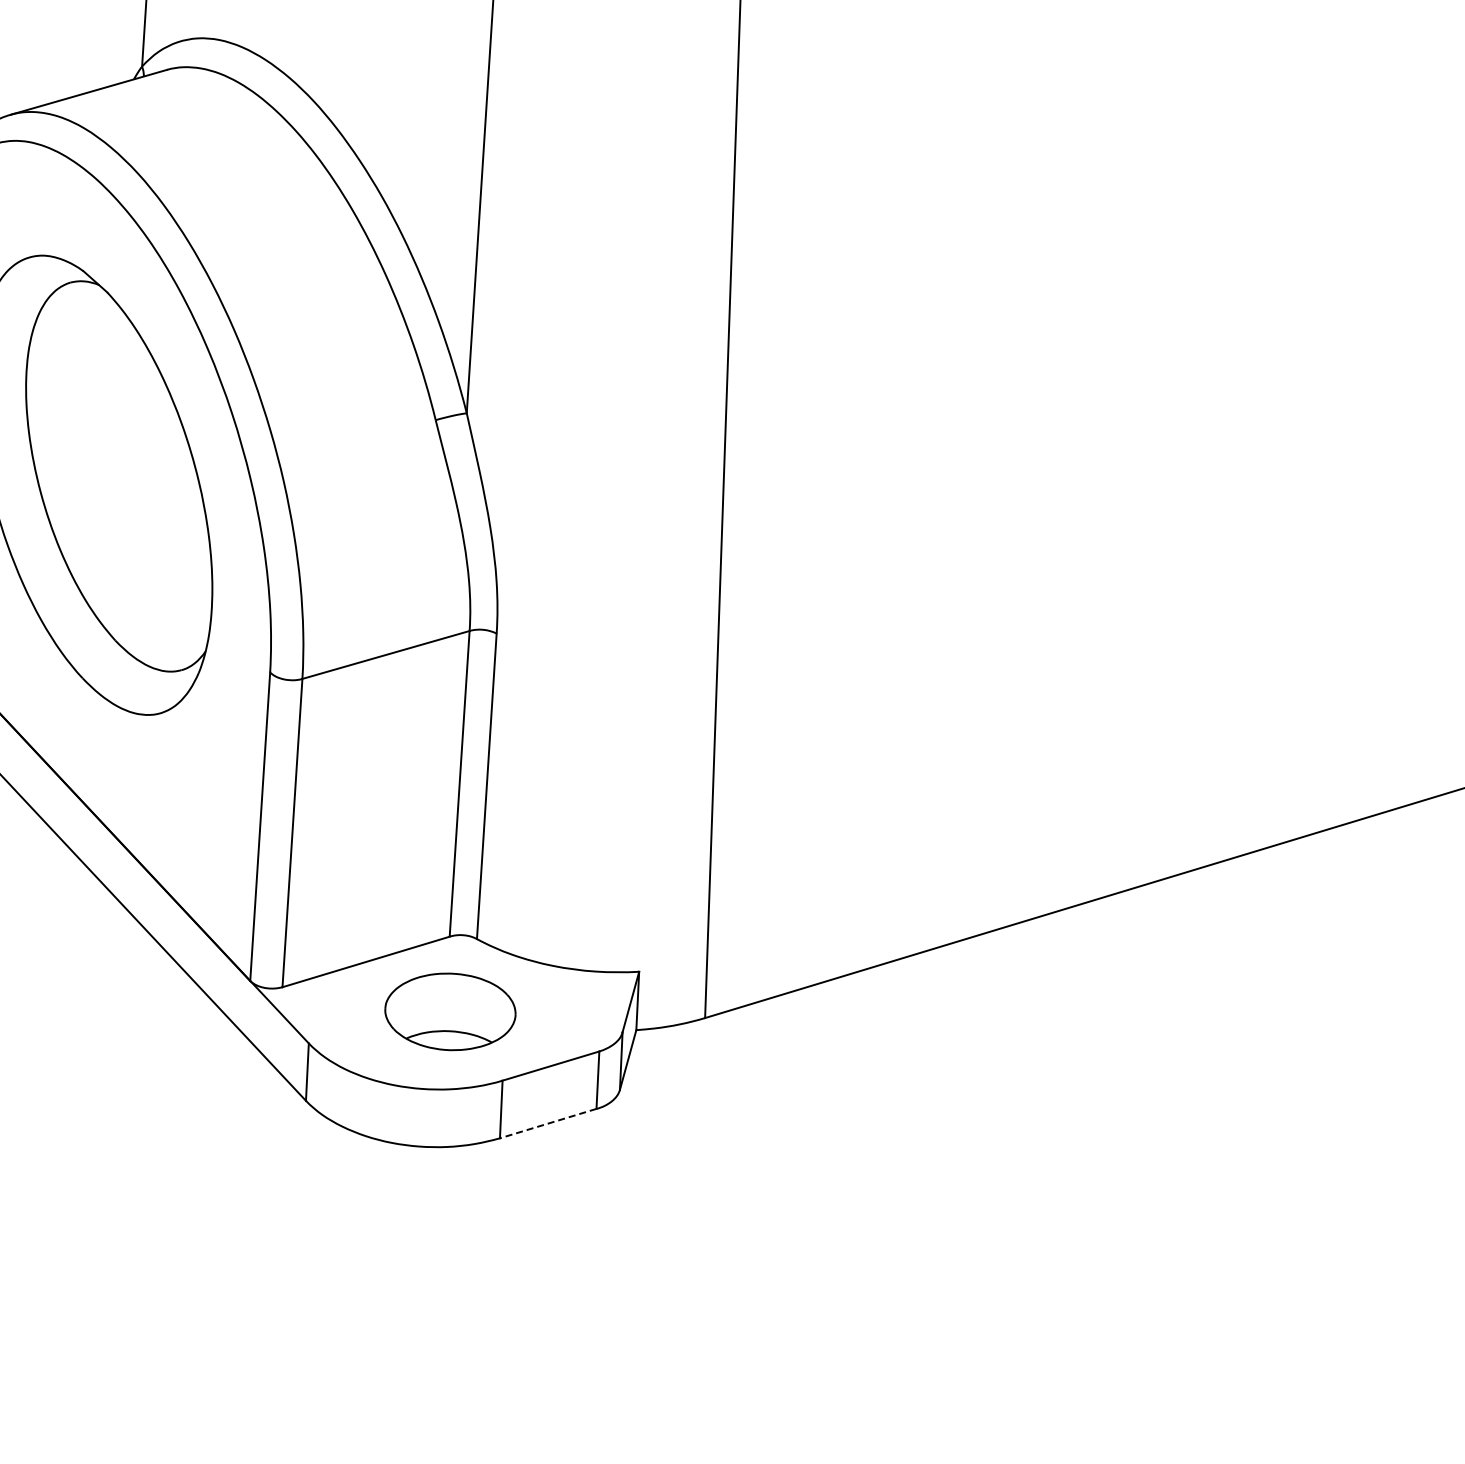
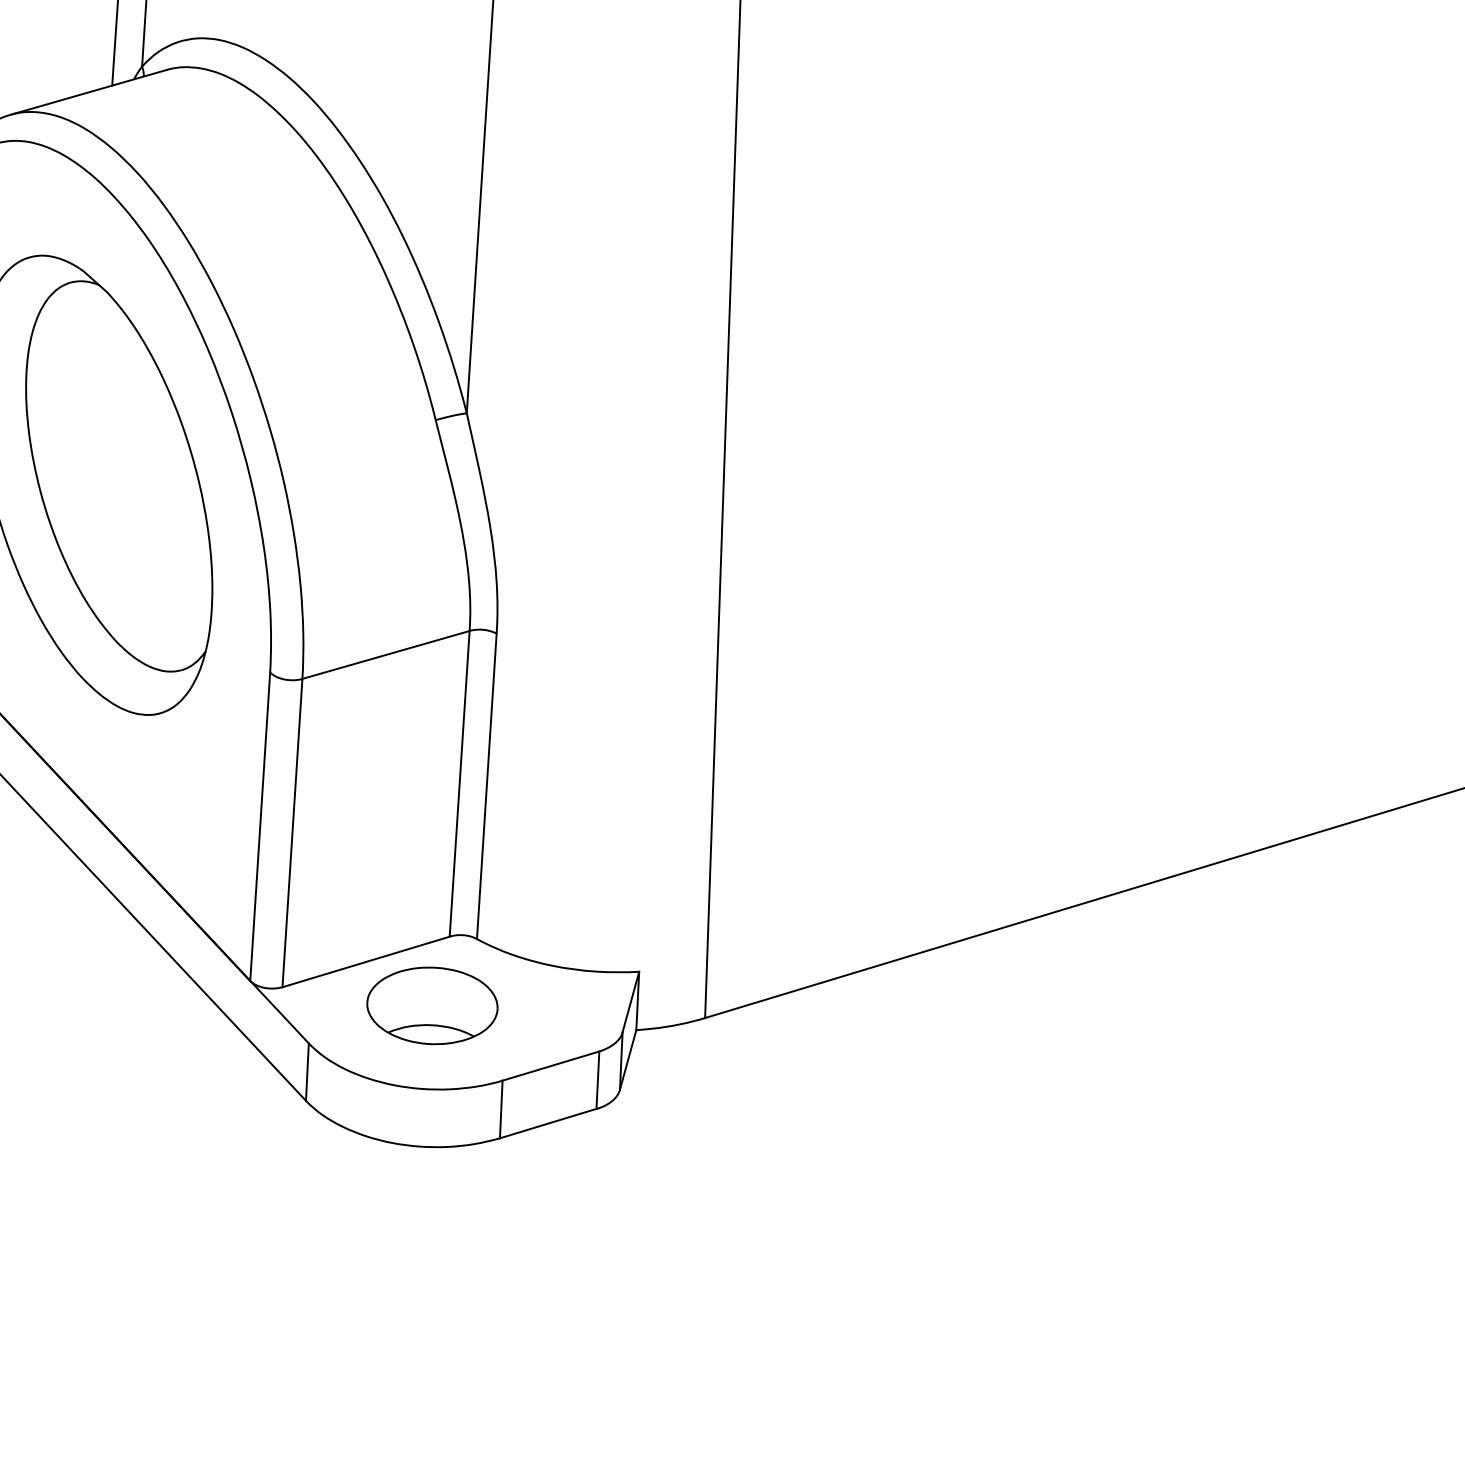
line: none -> present (114, 43)
part position: (450, 1011) -> (432, 1005) (432, 1005)
line: dashed -> solid (547, 1123)
